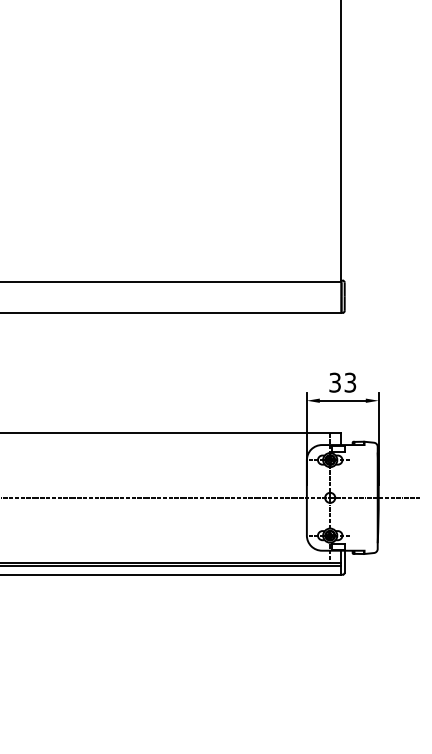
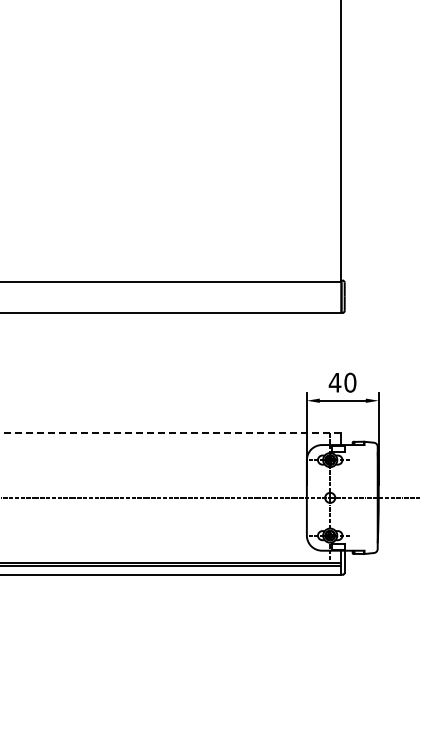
text: 33 -> 40 (342, 382)
line: solid -> dashed (170, 433)
